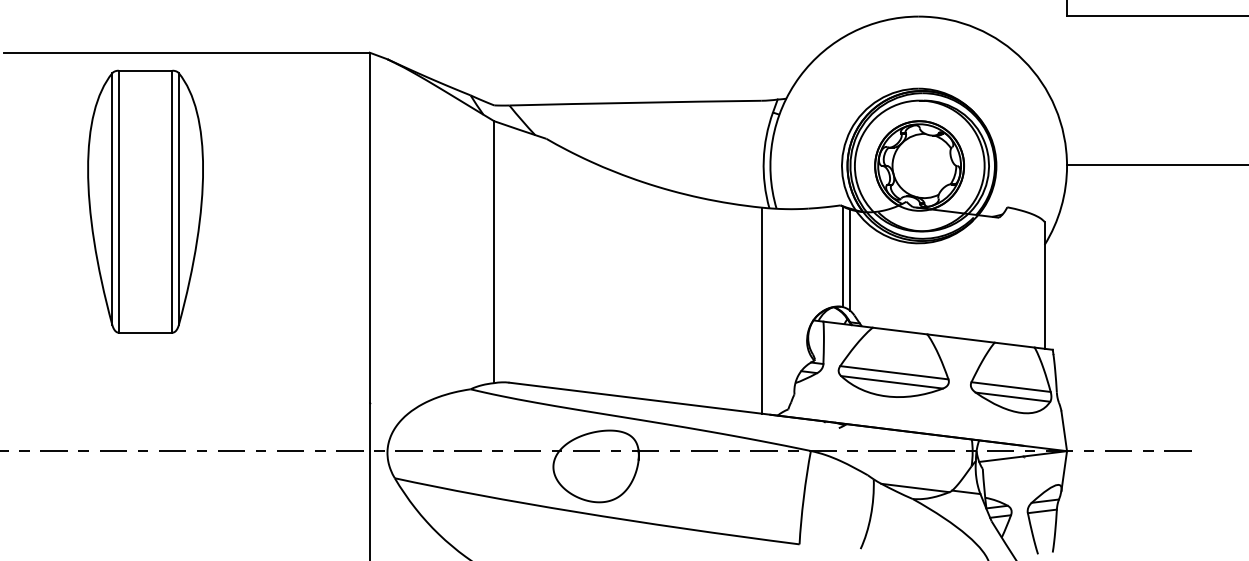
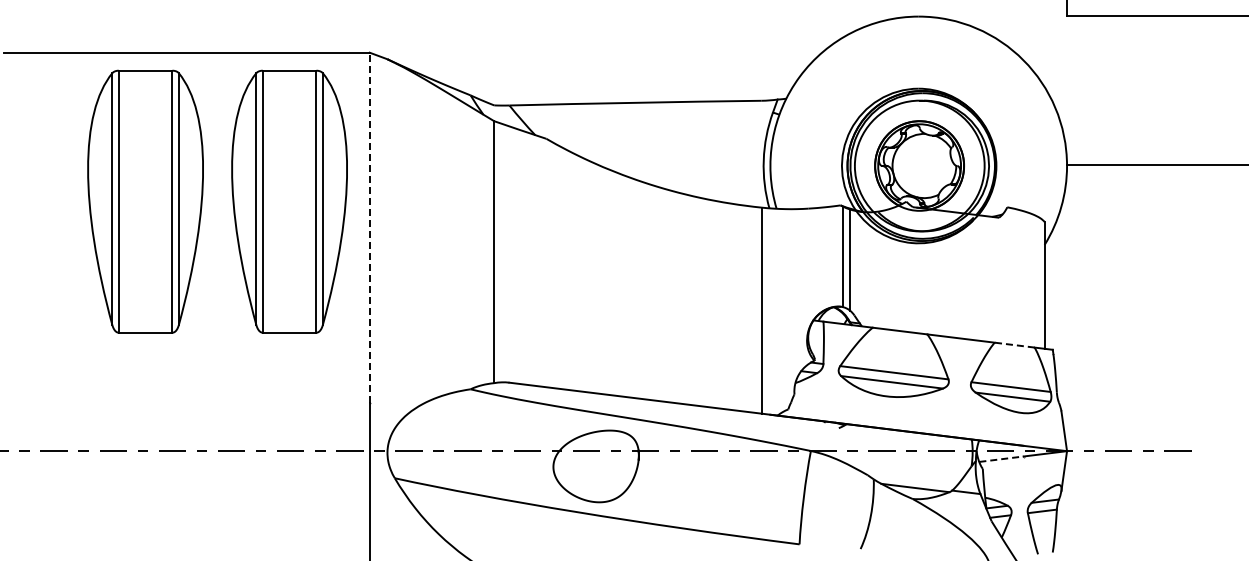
part: none -> present (289, 201)
line: solid -> dashed (369, 227)
line: solid -> dashed (1014, 345)
line: solid -> dashed (1001, 459)
